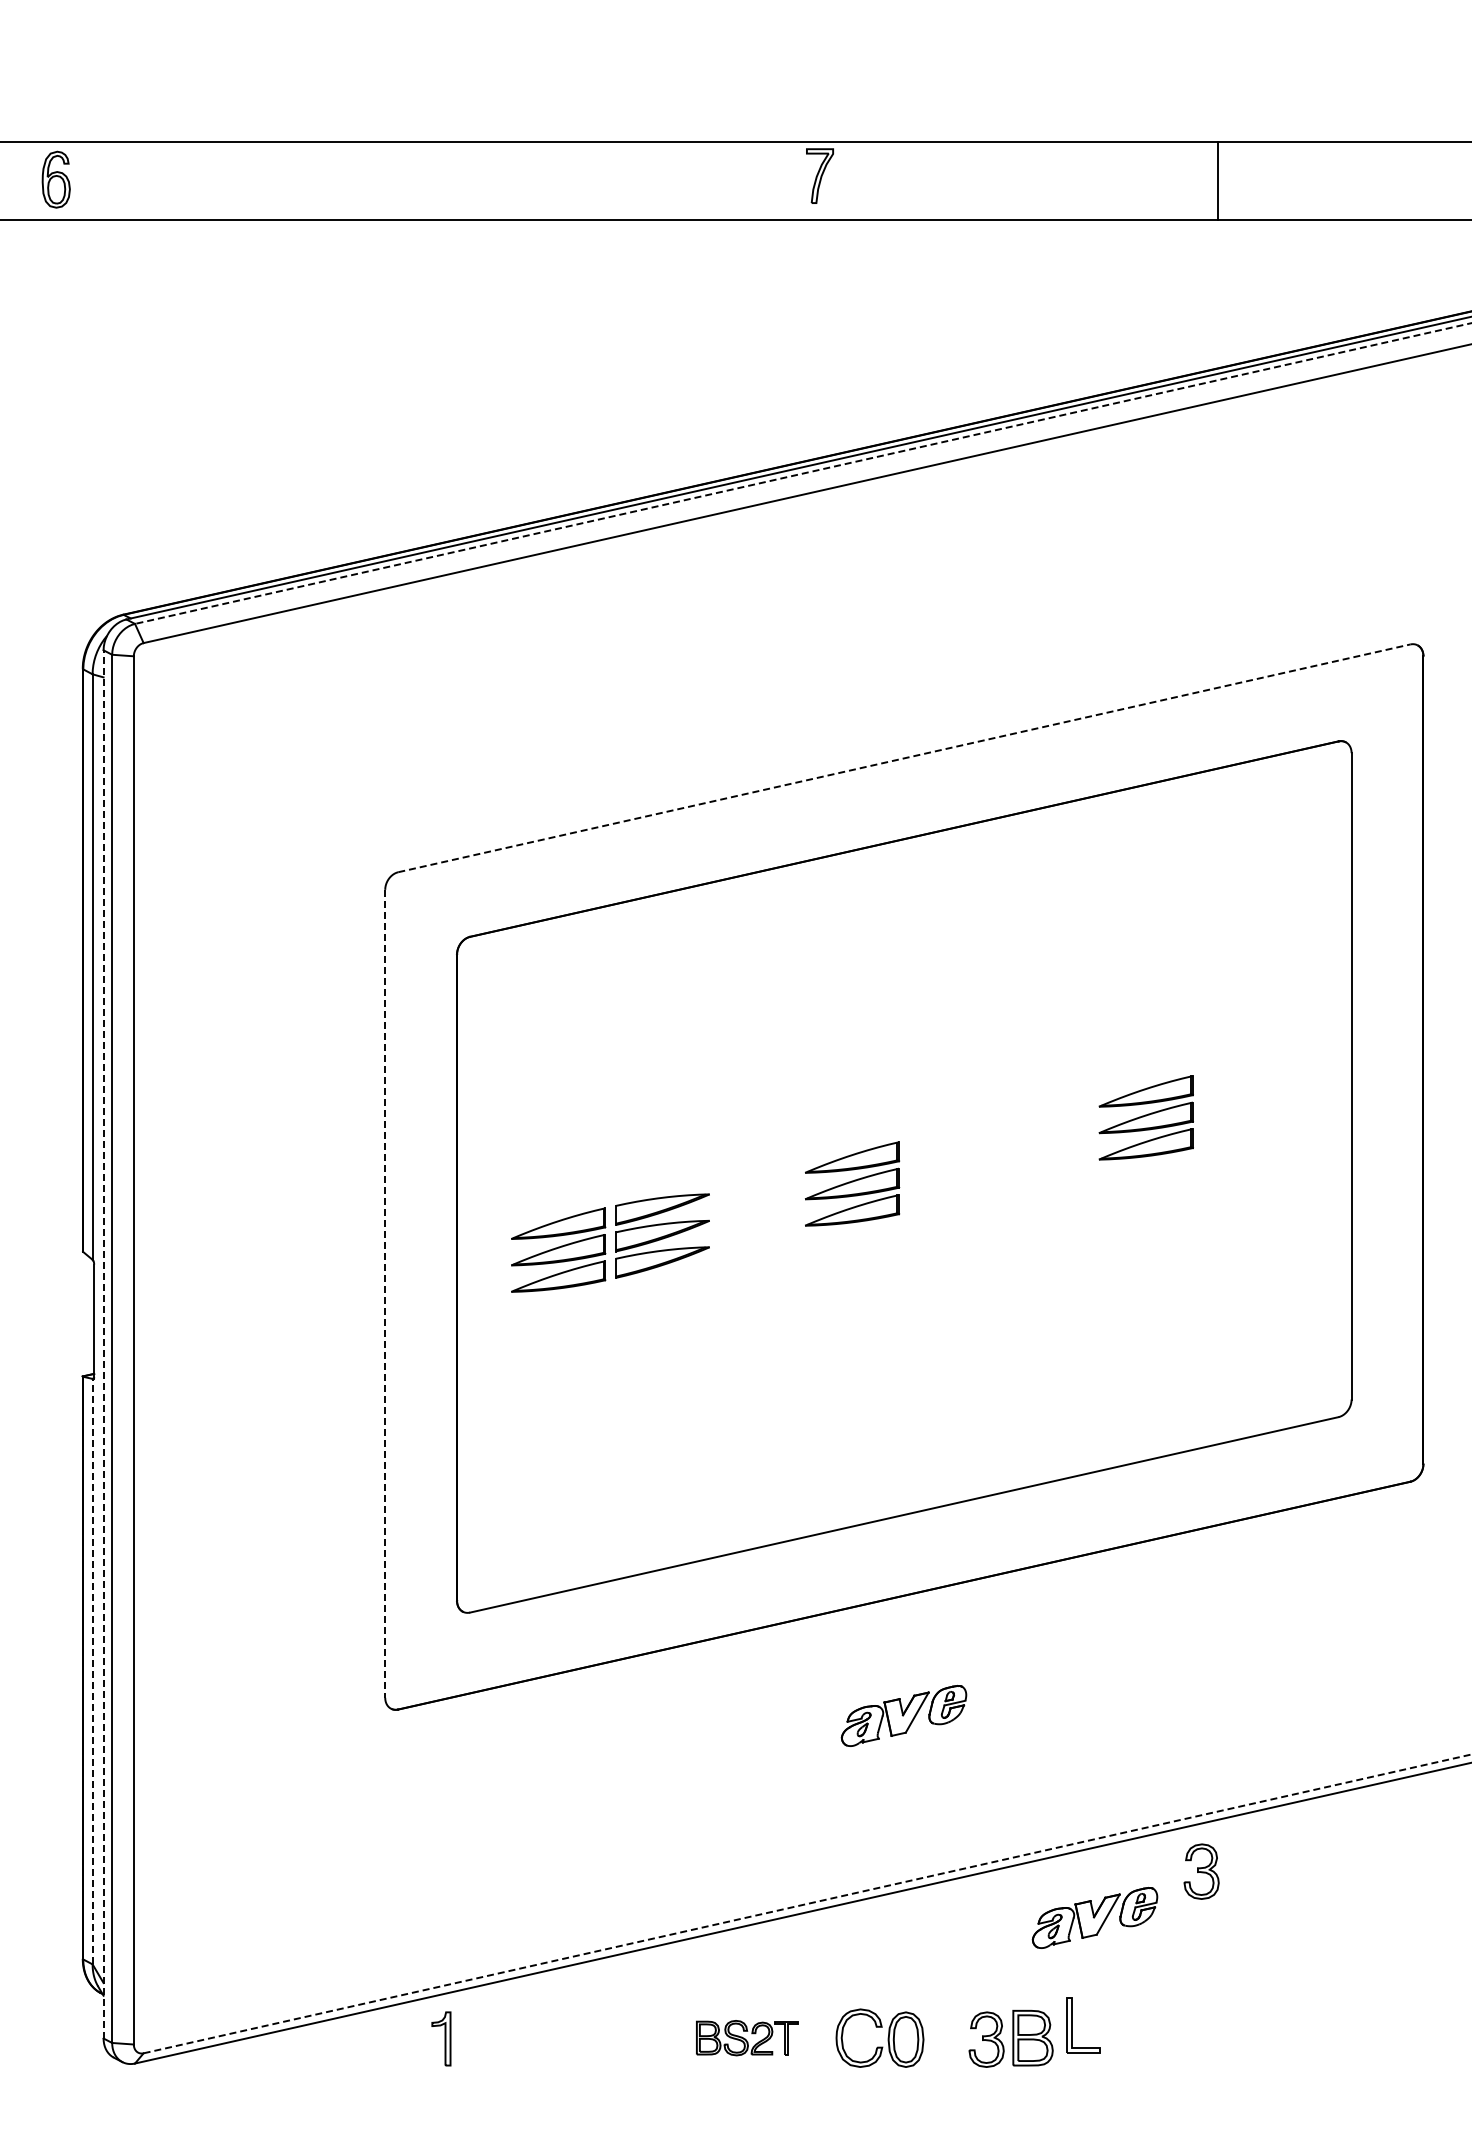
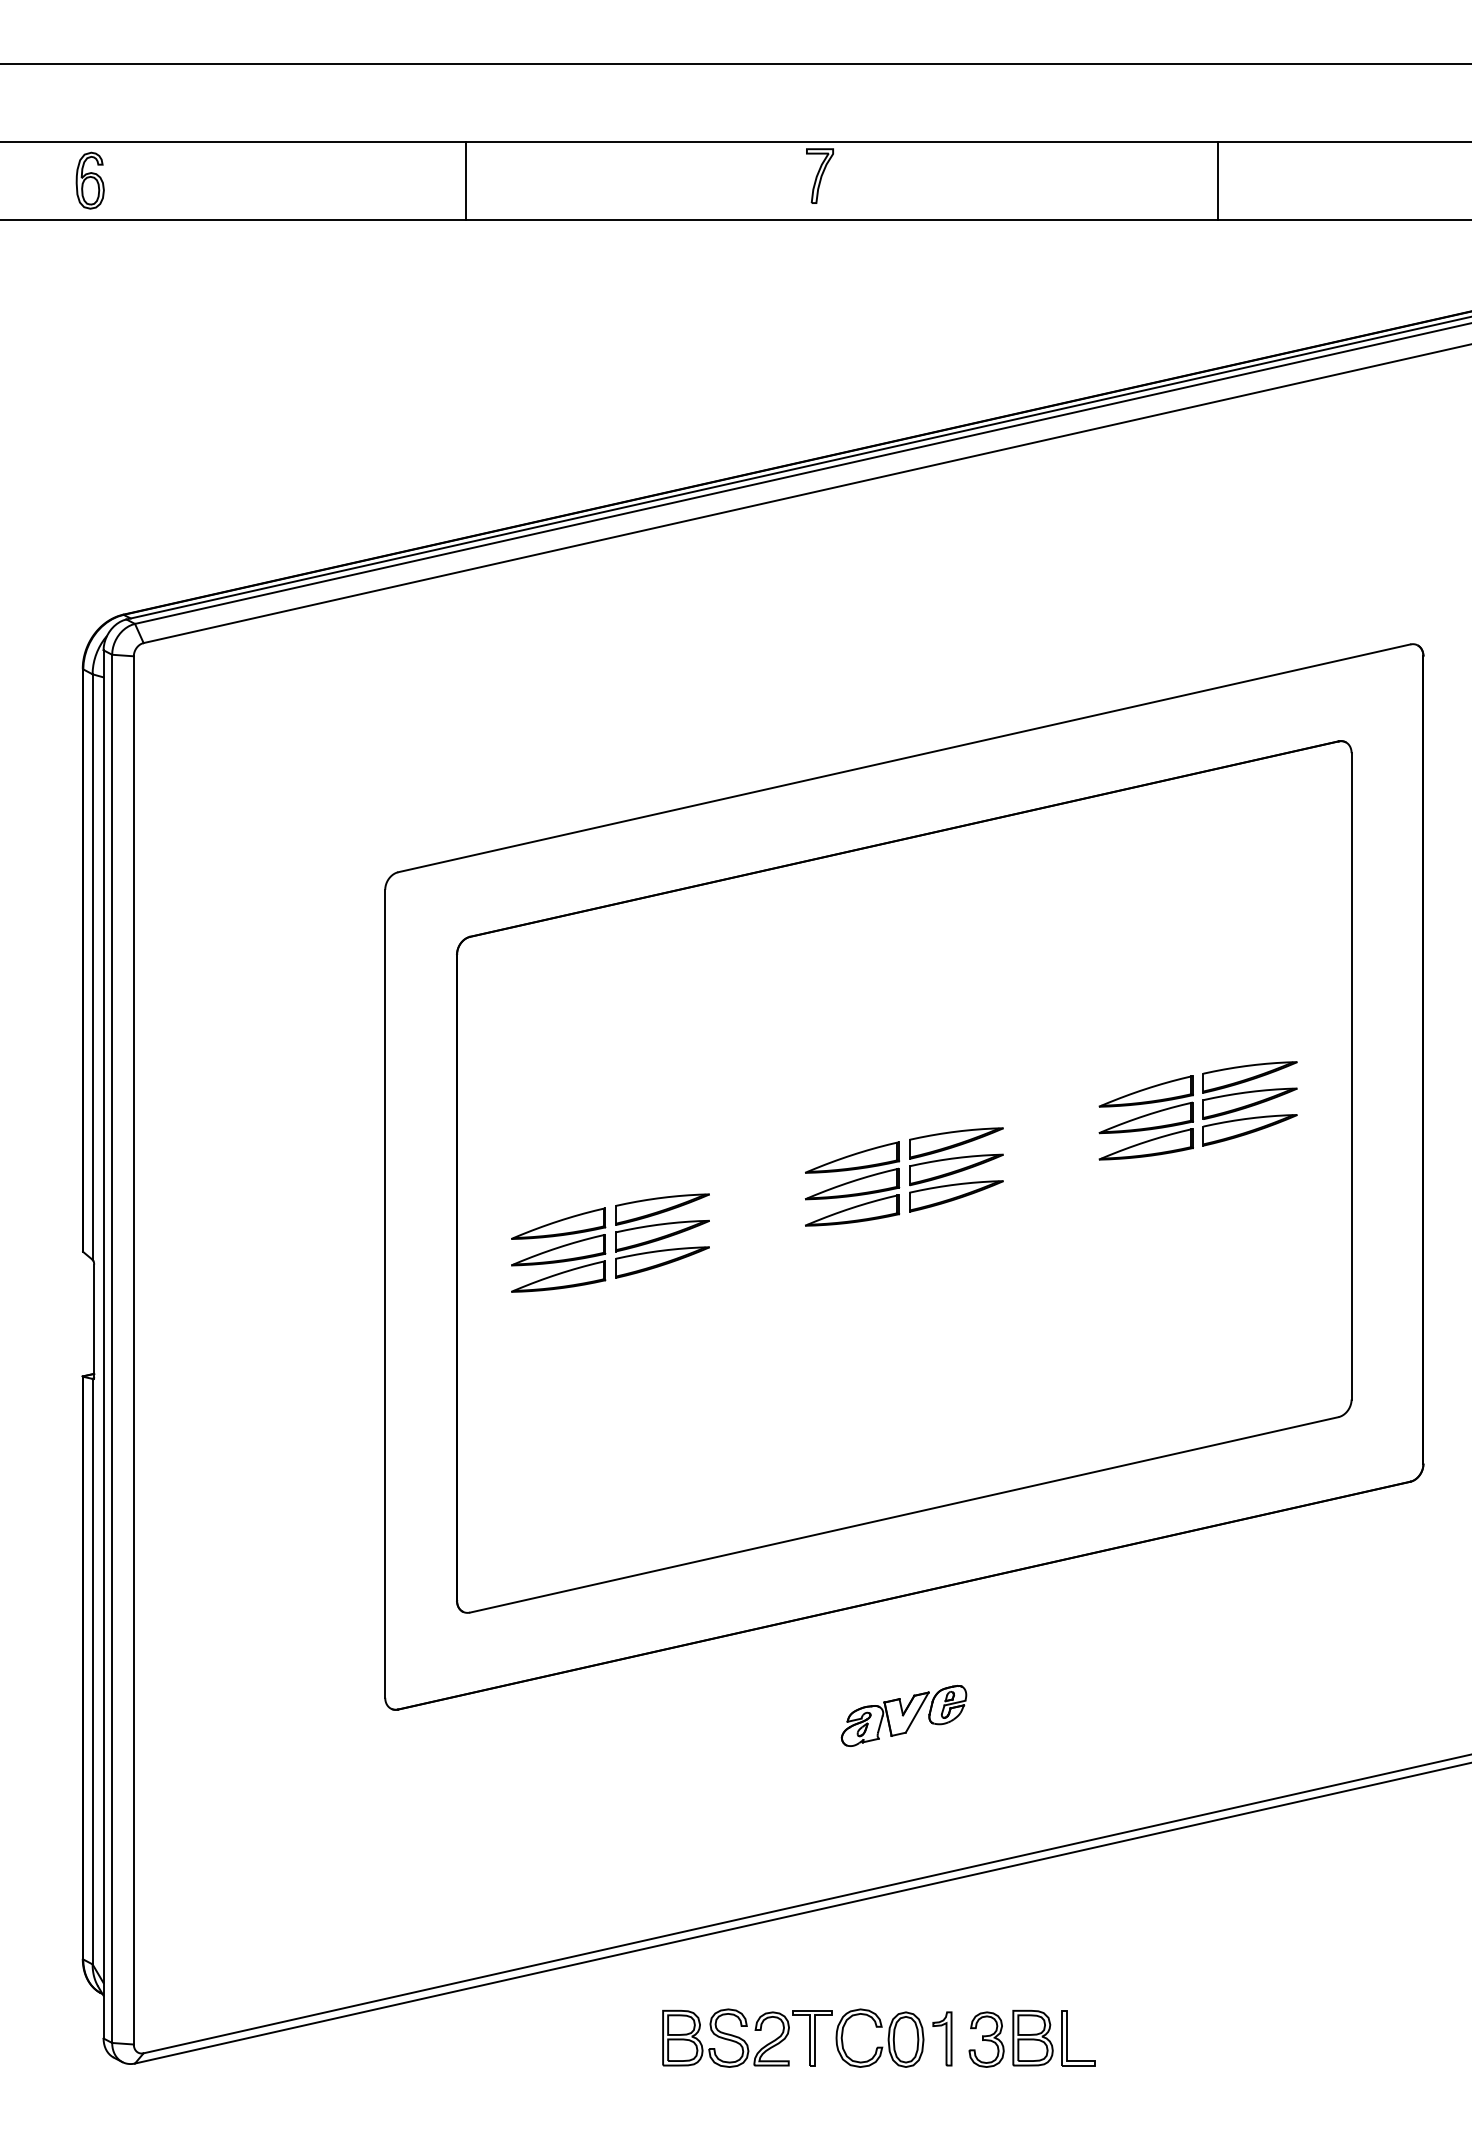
line: none -> present (735, 63)
part position: (55, 179) -> (89, 180) (89, 180)
line: none -> present (466, 181)
line: dashed -> solid (803, 473)
line: dashed -> solid (904, 758)
part: none -> present (1249, 1103)
part: none -> present (956, 1169)
line: dashed -> solid (385, 1293)
line: dashed -> solid (103, 1343)
line: dashed -> solid (92, 1671)
part: present -> none (1201, 1871)
line: dashed -> solid (807, 1903)
part: present -> none (1094, 1917)
part position: (1072, 2025) -> (1067, 2038) (1067, 2038)
part position: (441, 2038) -> (942, 2038) (942, 2038)
part size: 103x37 px -> 171x60 px (747, 2037)
